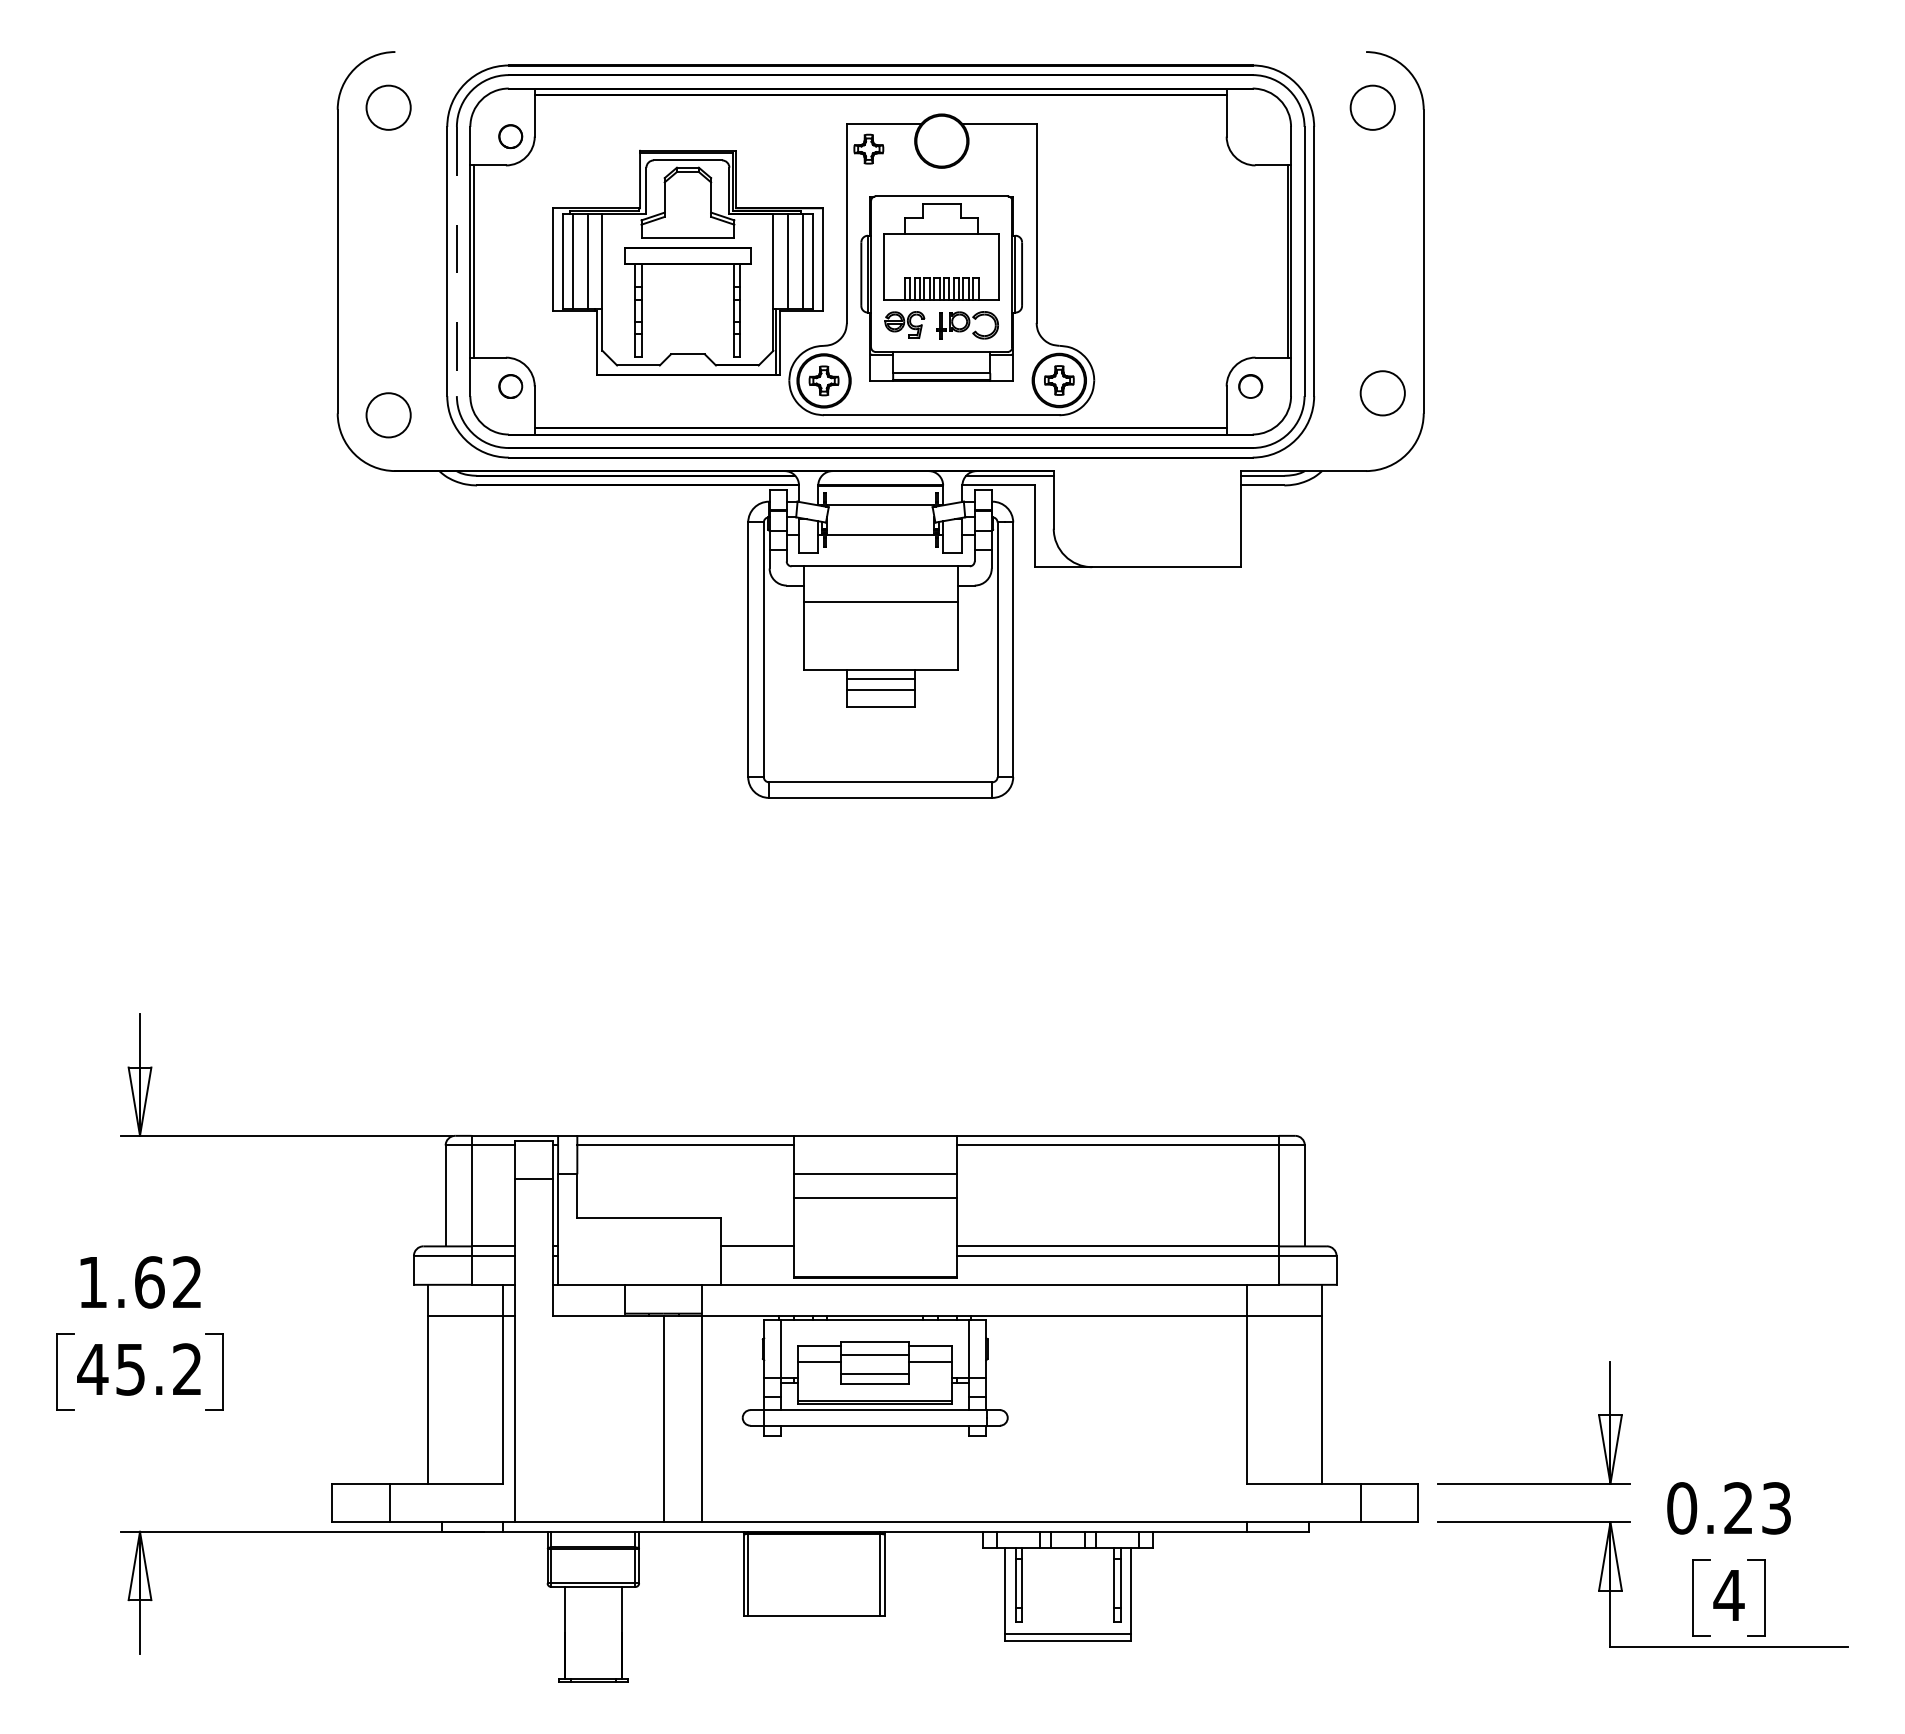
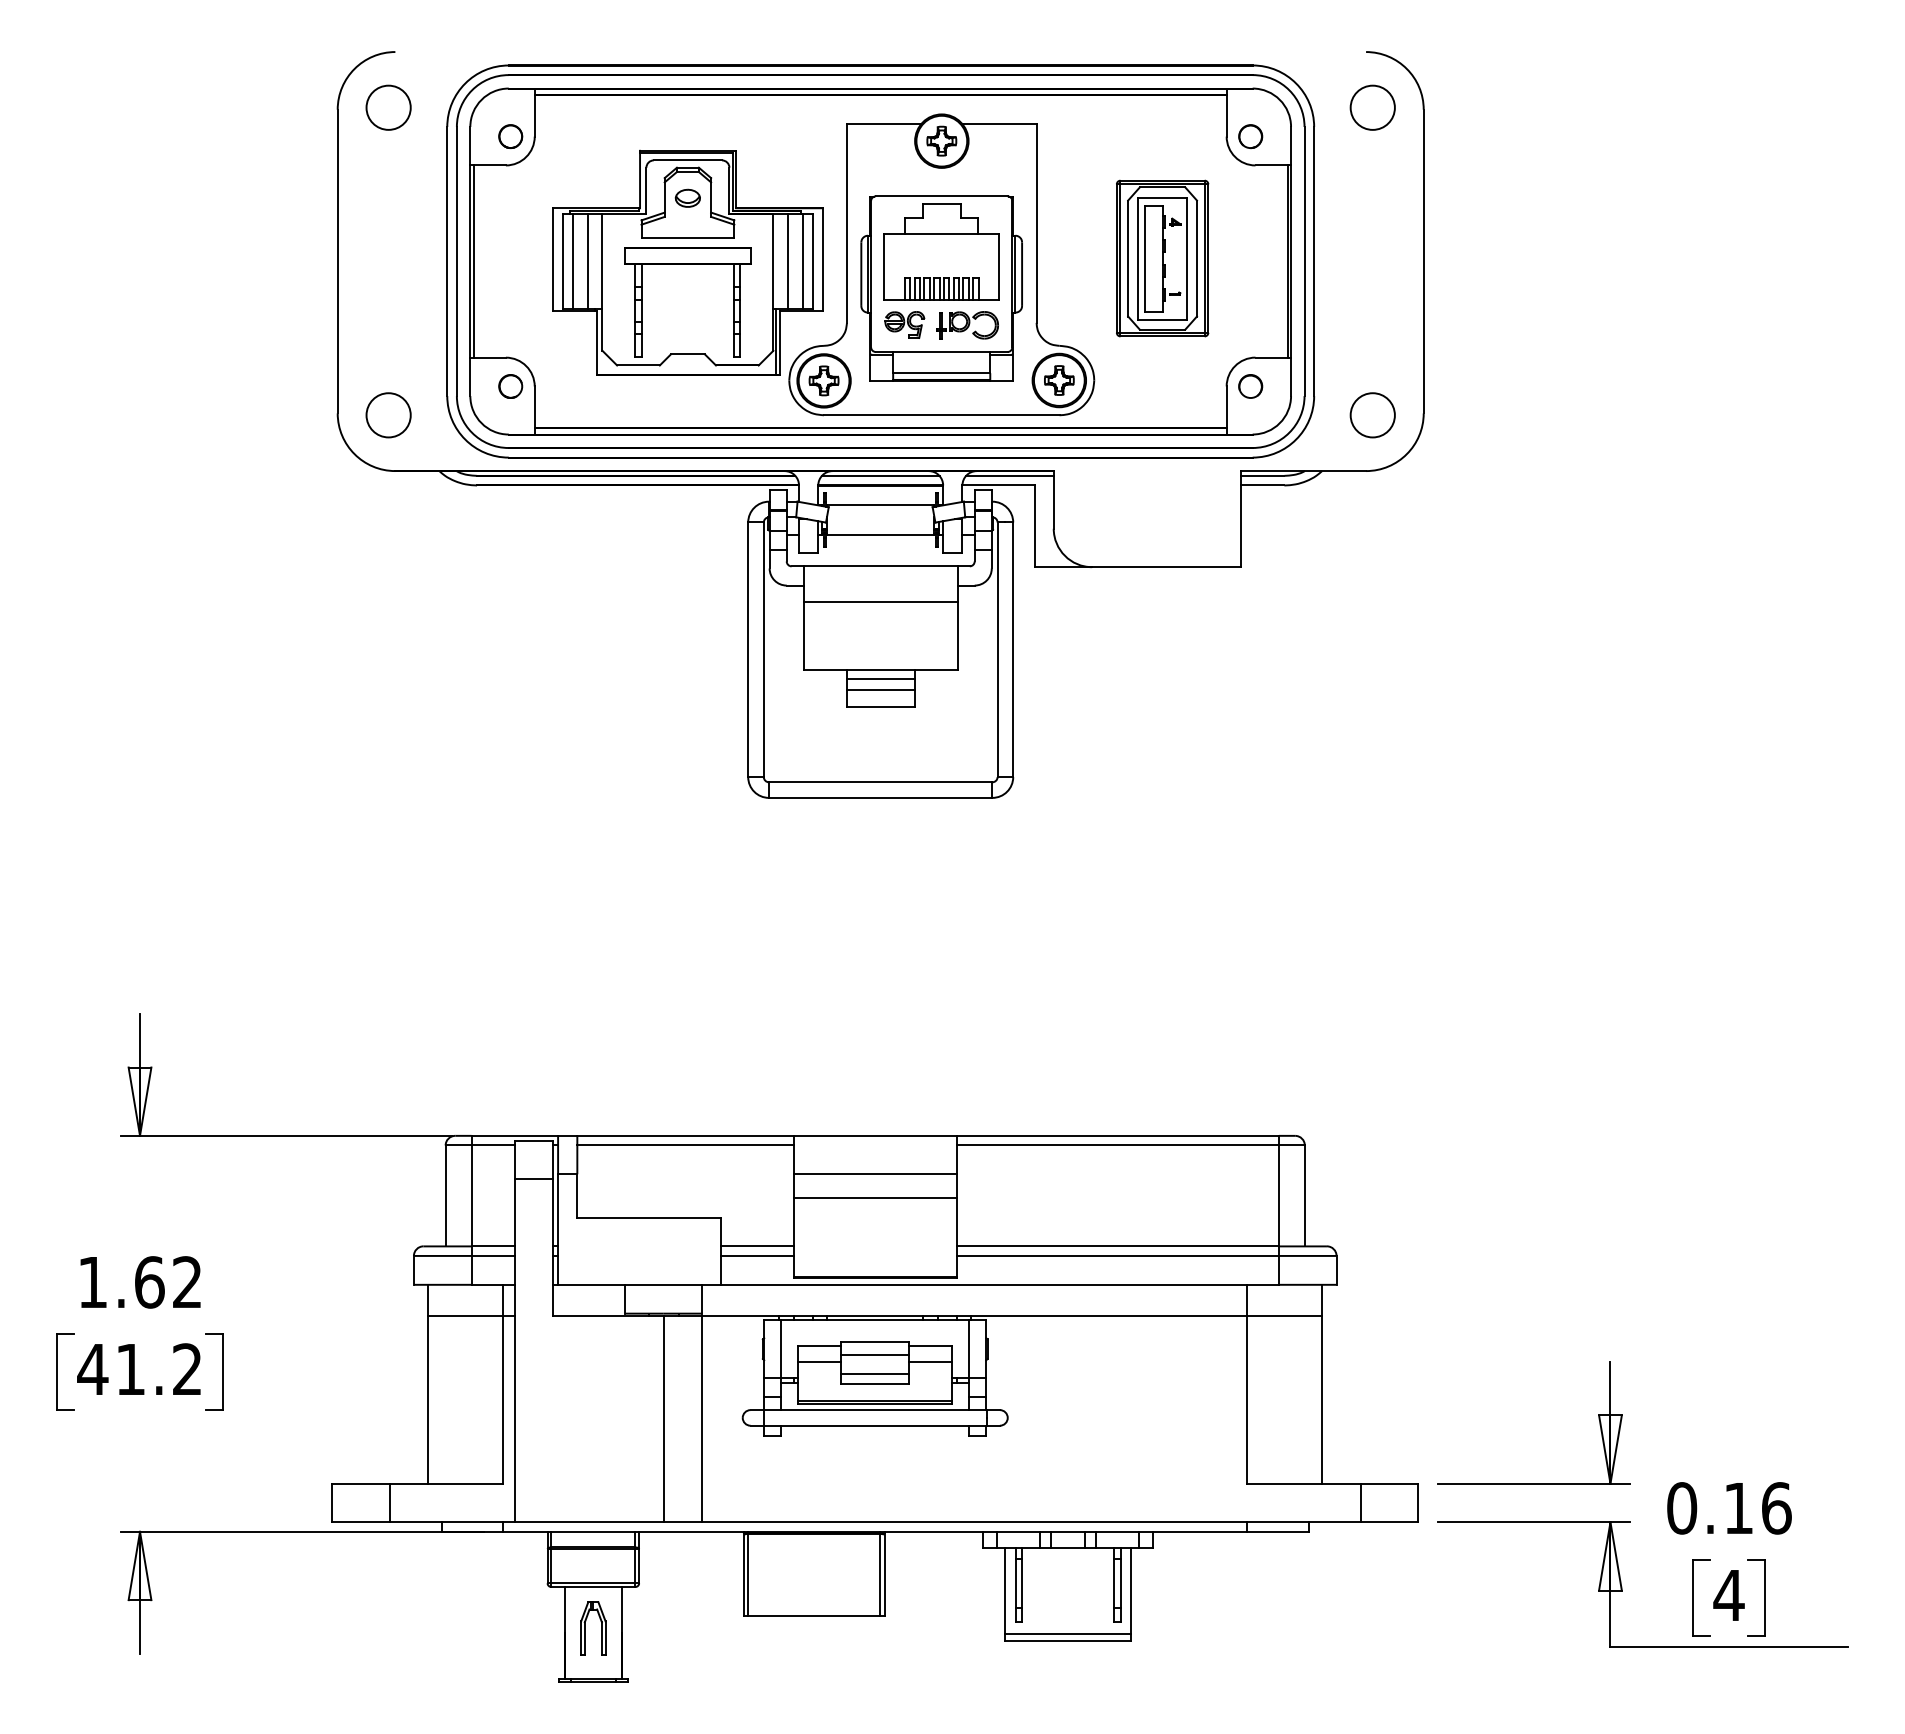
circle: none -> present (1250, 136)
part position: (868, 148) -> (941, 140) (941, 140)
part: none -> present (687, 197)
part: none -> present (1162, 258)
line: dashed -> solid (456, 261)
circle position: (1382, 393) -> (1372, 415) (1372, 415)
line: none -> present (880, 475)
line: none -> present (757, 1255)
text: 45.2 -> 41.2 (130, 1369)
text: 0.23 -> 0.16 (1757, 1508)
part: none -> present (585, 1628)
